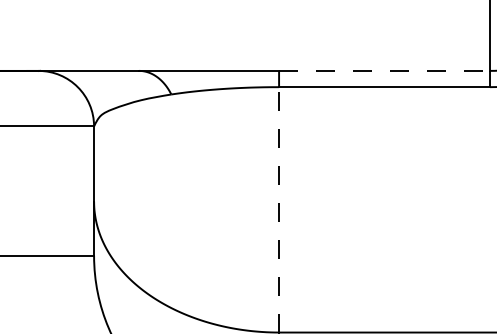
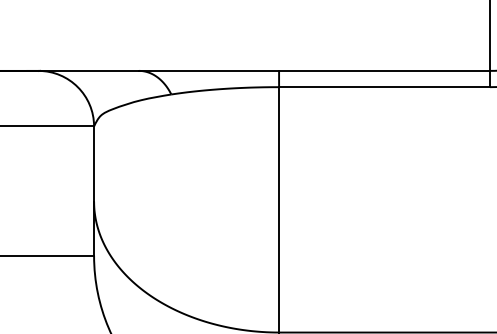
line: dashed -> solid (385, 70)
line: dashed -> solid (279, 209)
